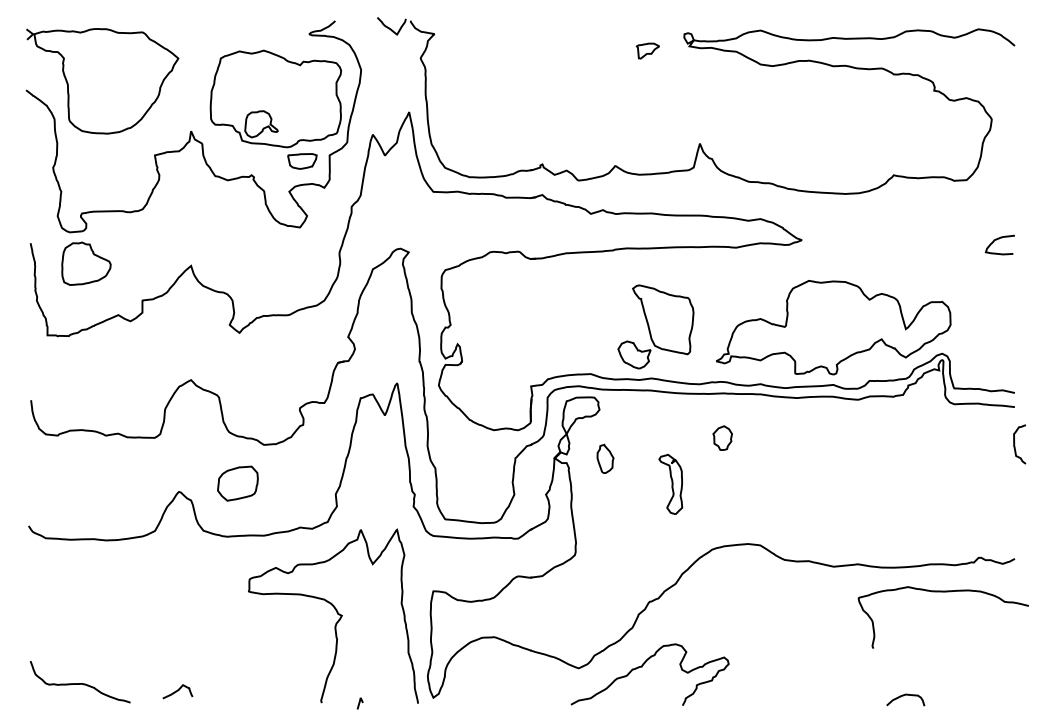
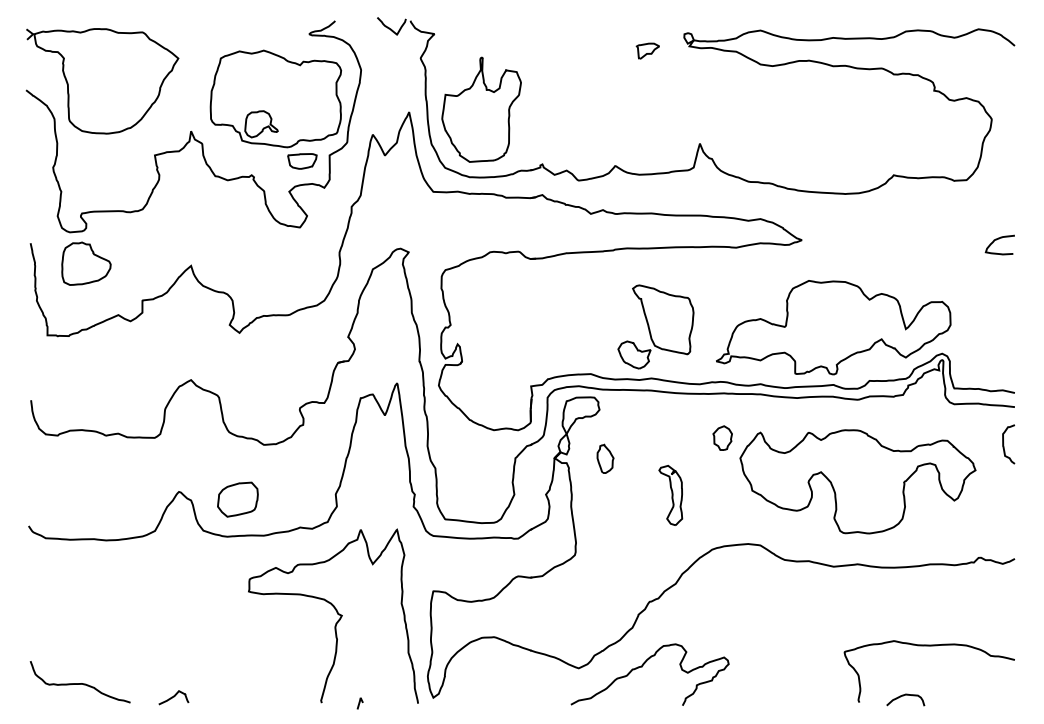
part: none -> present (481, 109)
curve position: (1015, 444) -> (1004, 444) (1004, 444)
part: none -> present (857, 481)
part position: (237, 483) -> (237, 499) (237, 499)
part position: (670, 483) -> (670, 494) (670, 494)
curve position: (942, 592) -> (928, 646) (928, 646)
curve position: (177, 691) -> (173, 697) (173, 697)
